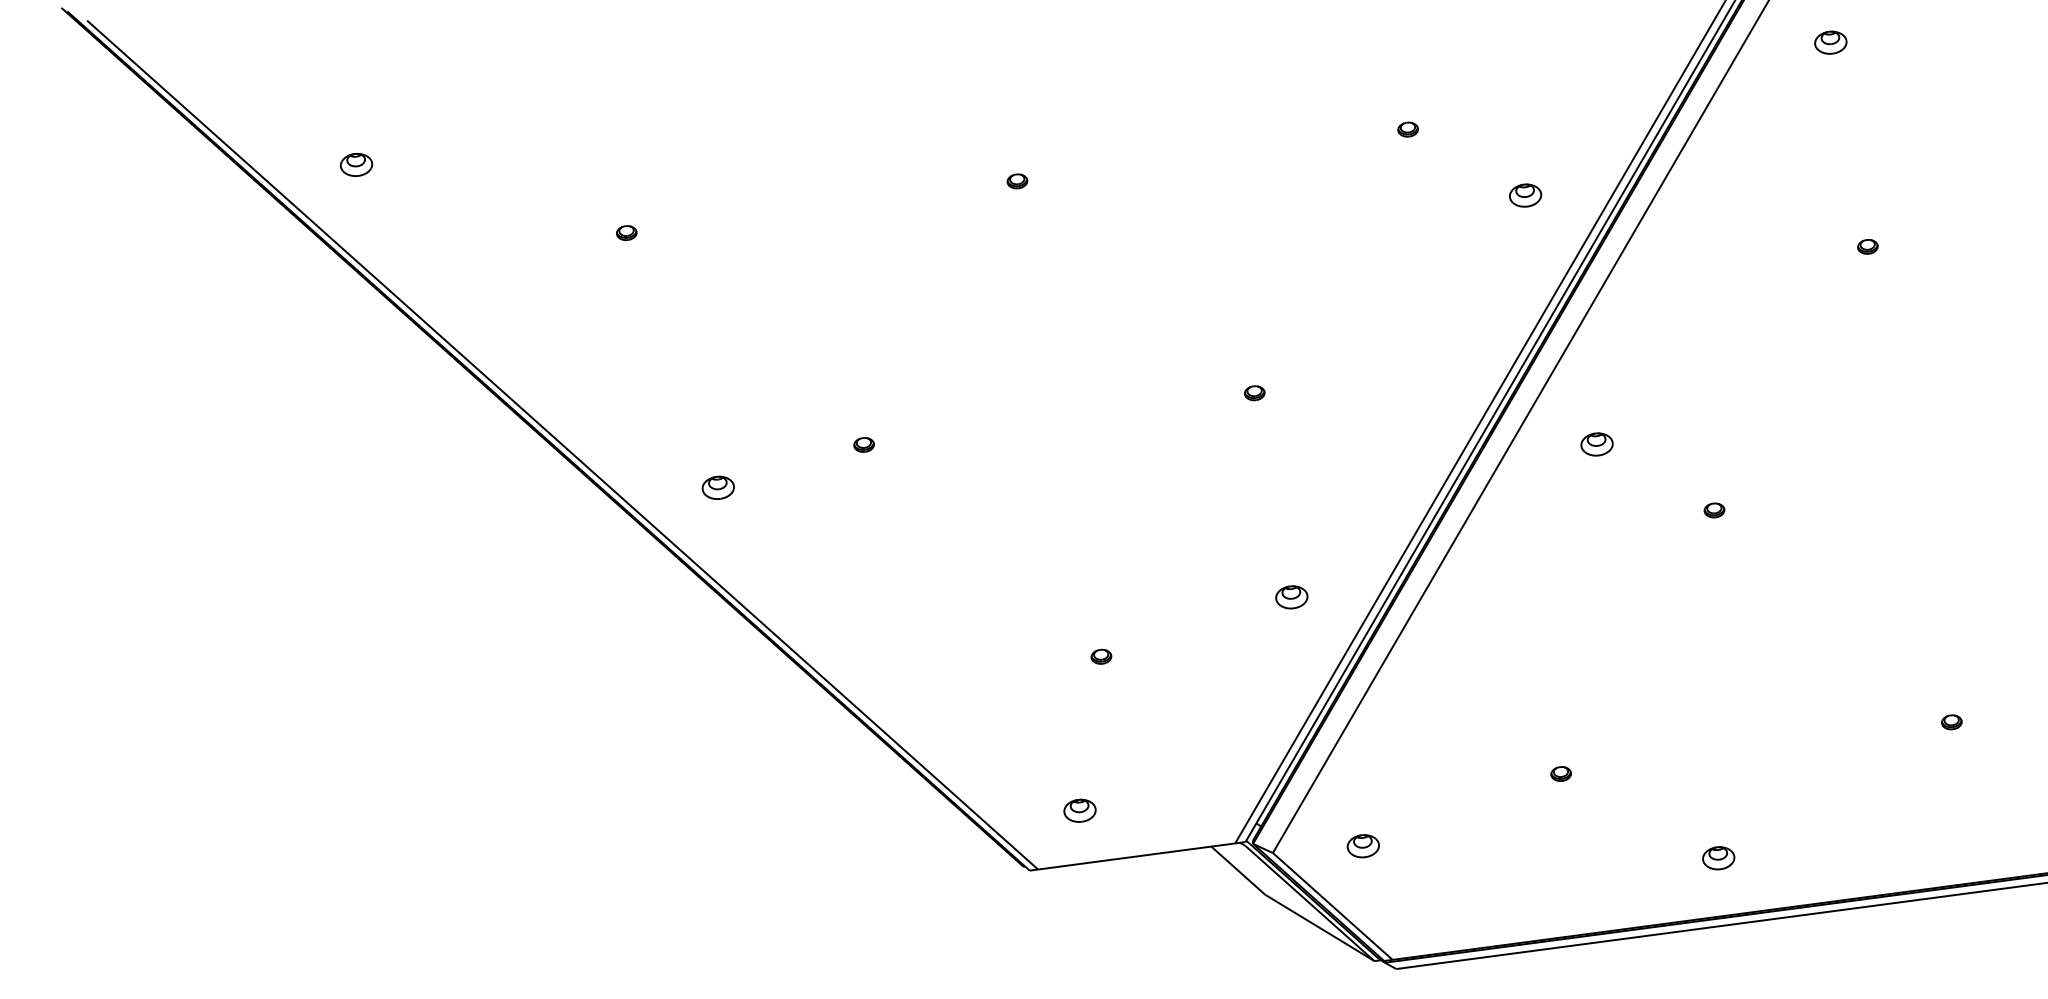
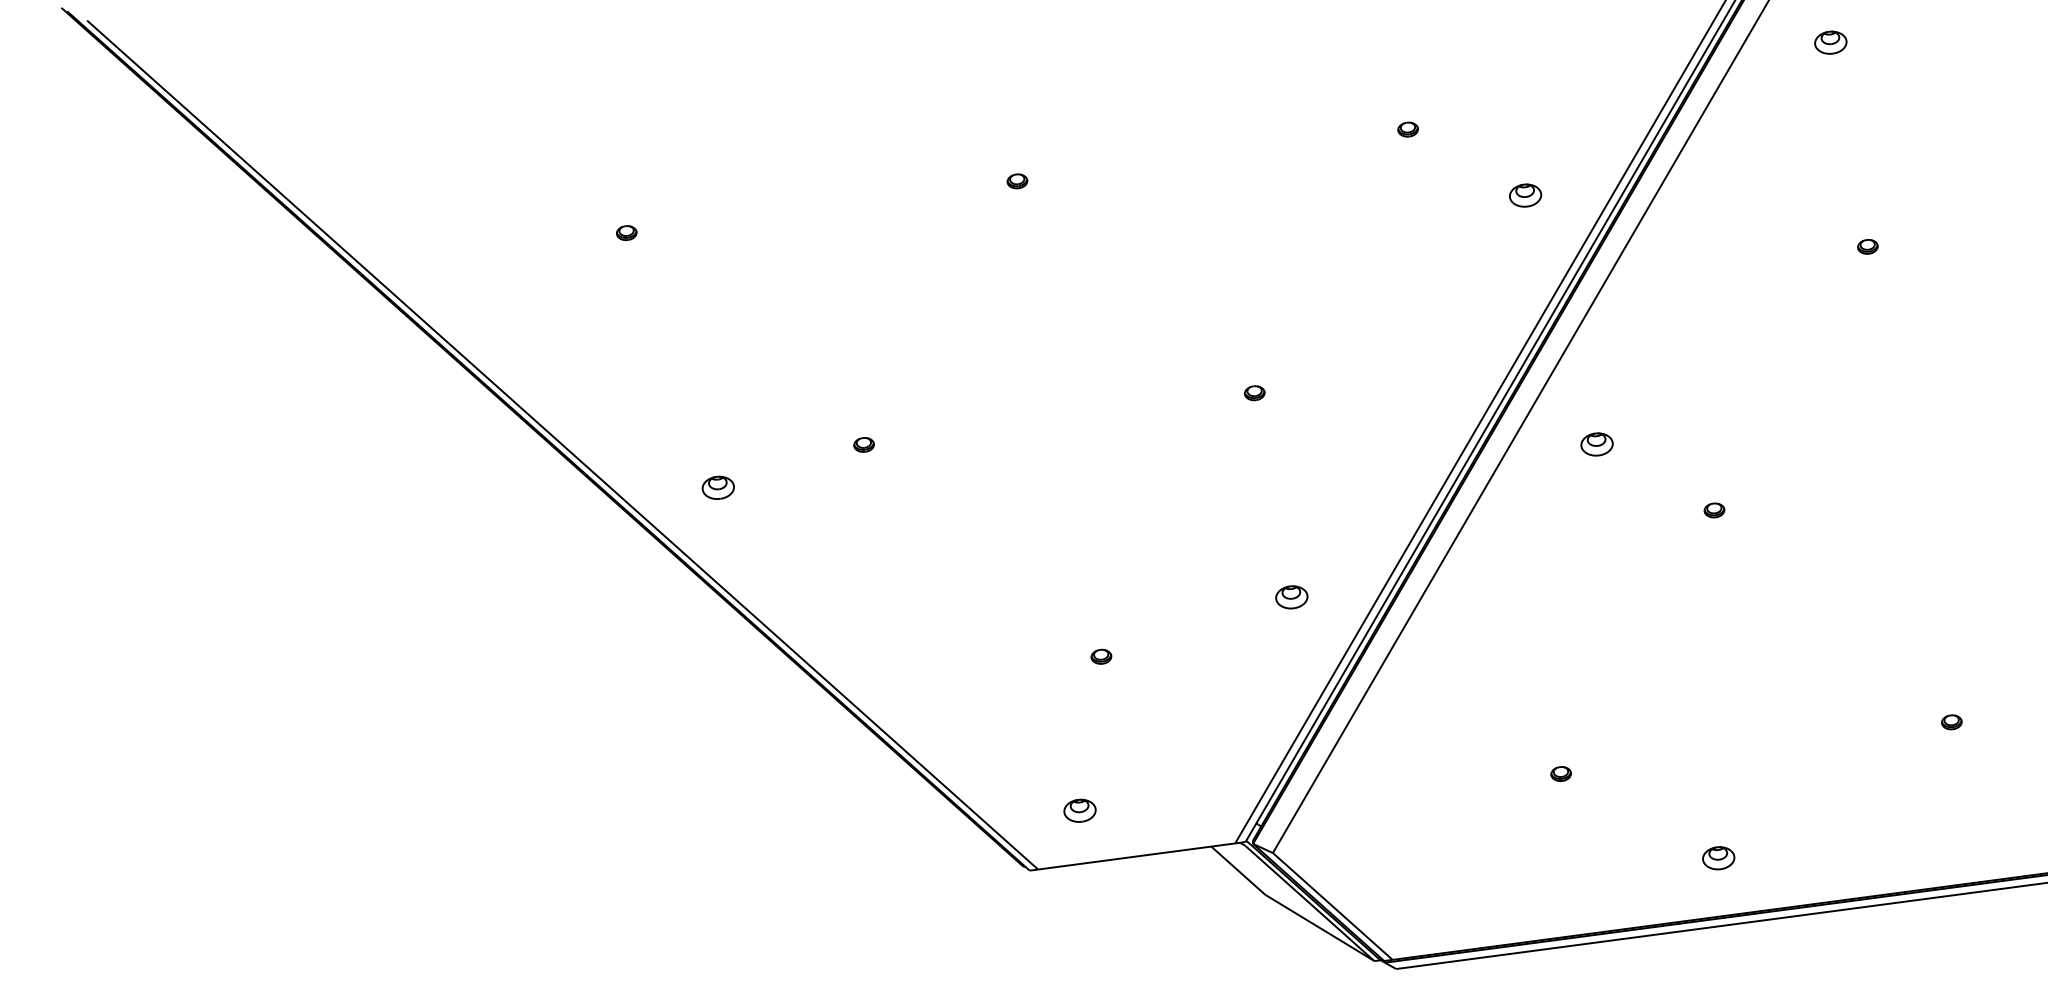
part: present -> none (356, 164)
part: present -> none (1362, 846)
